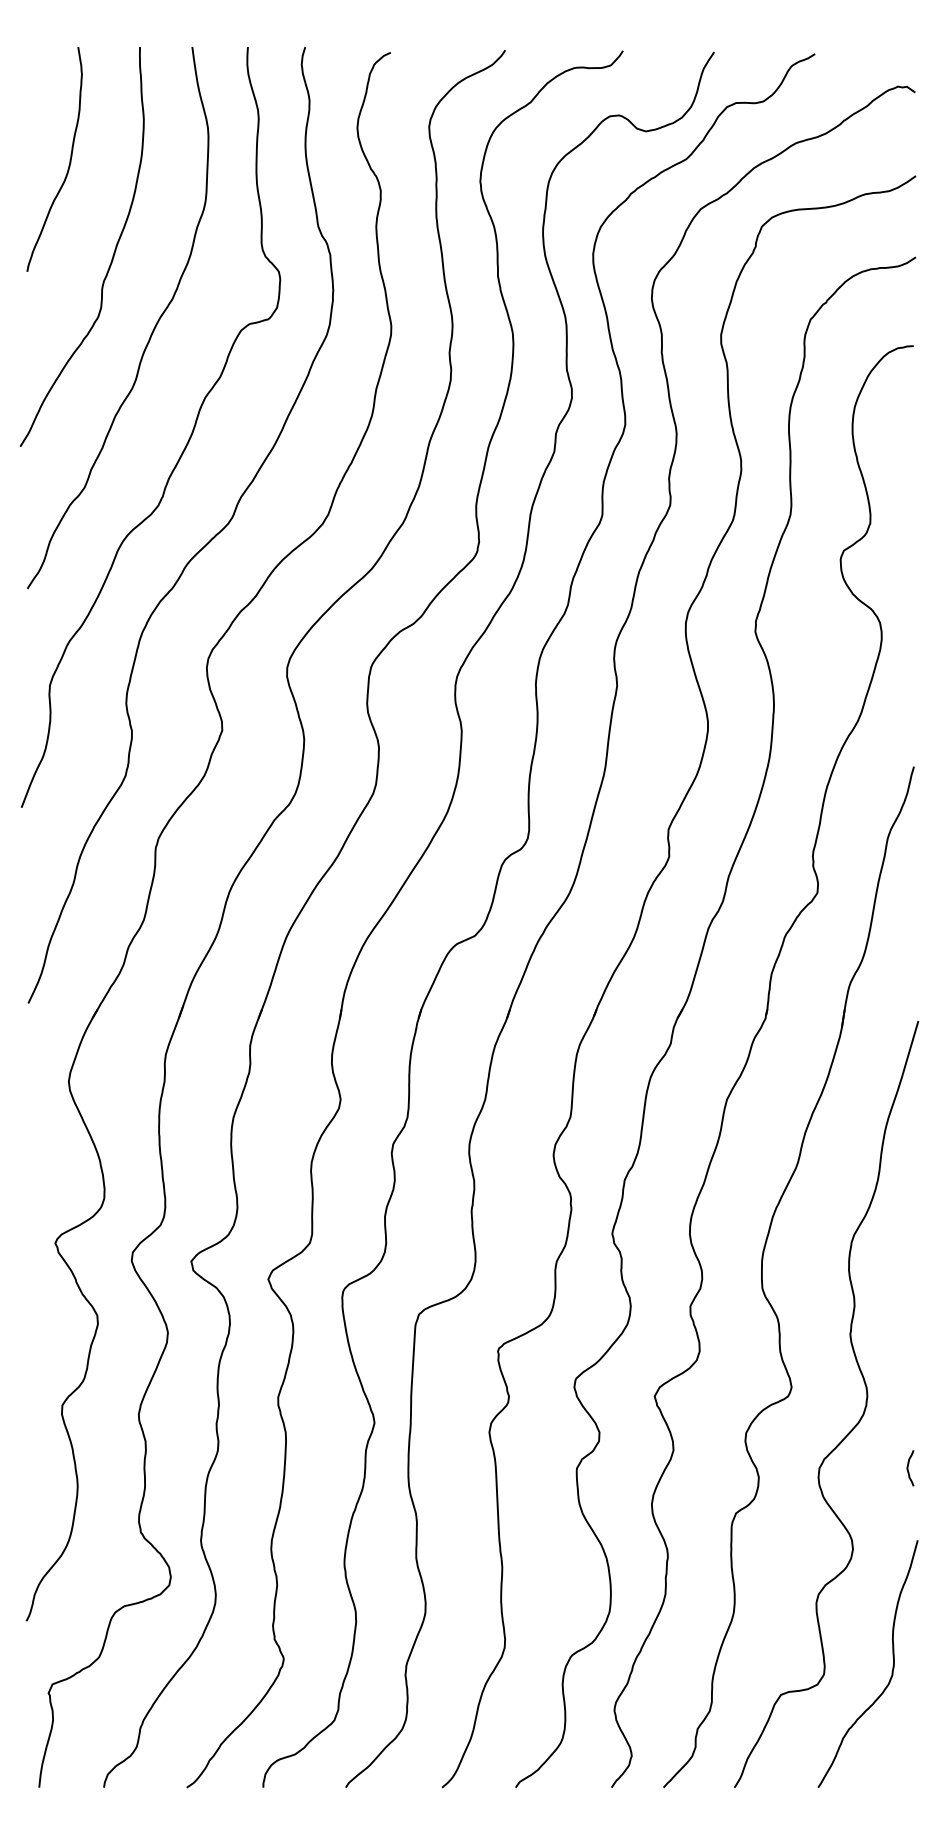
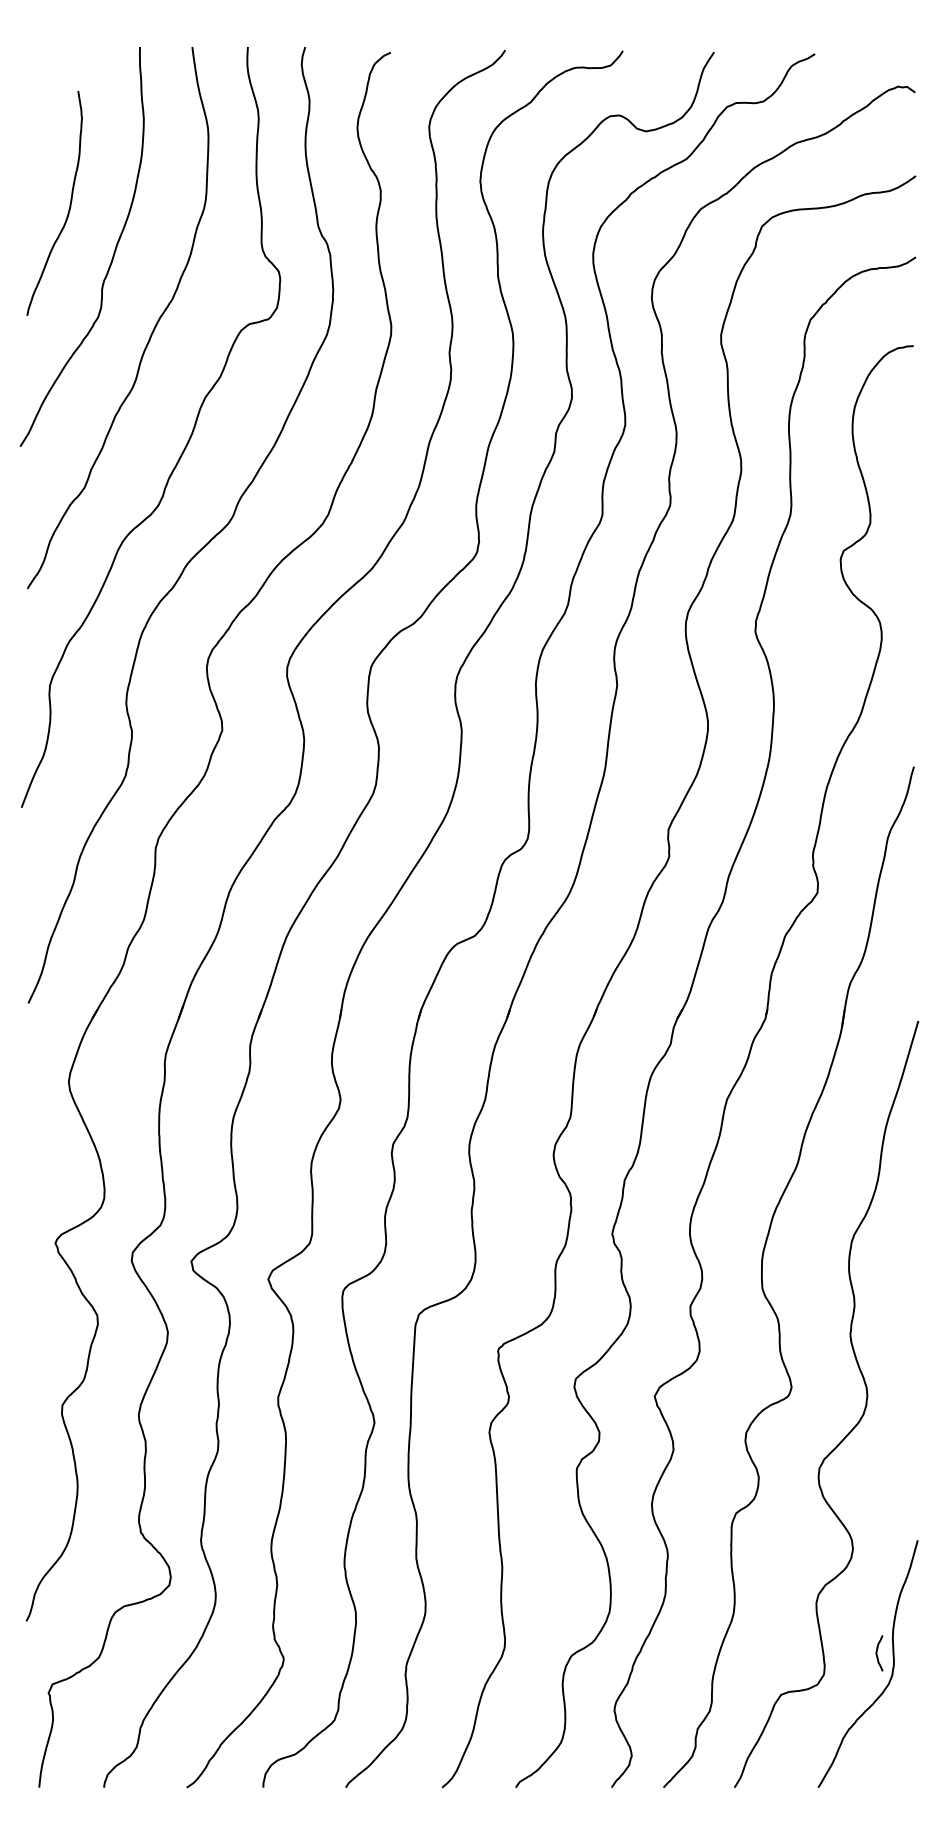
curve position: (69, 160) -> (69, 204) (69, 204)
curve position: (908, 1468) -> (877, 1653) (877, 1653)
